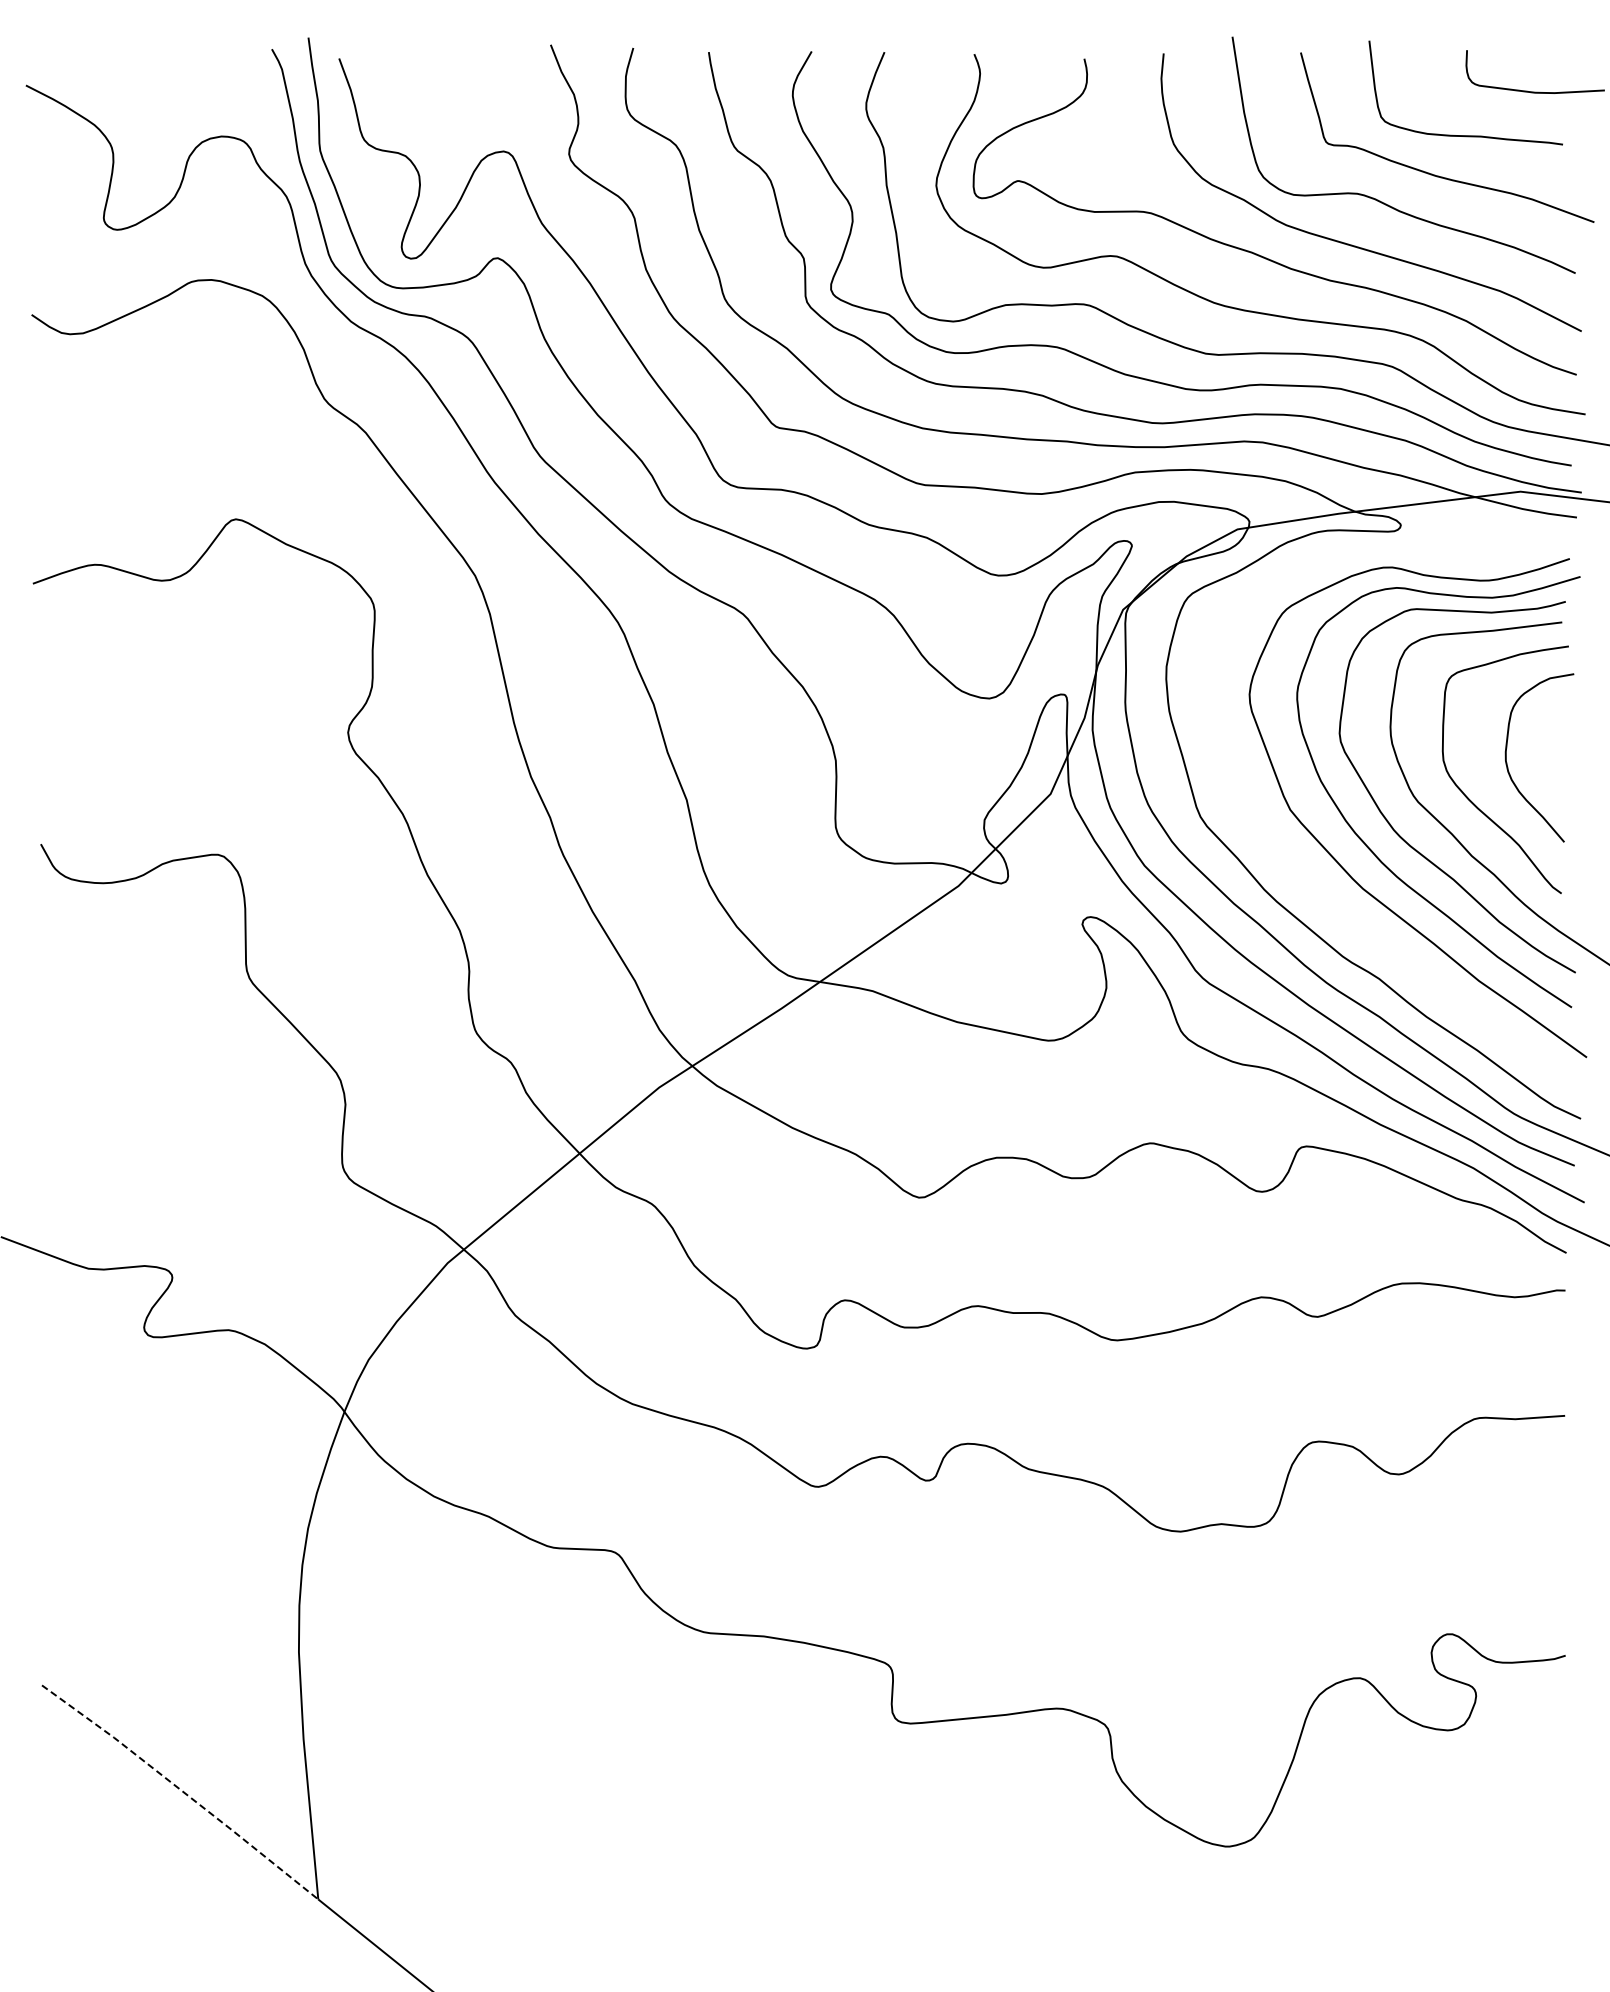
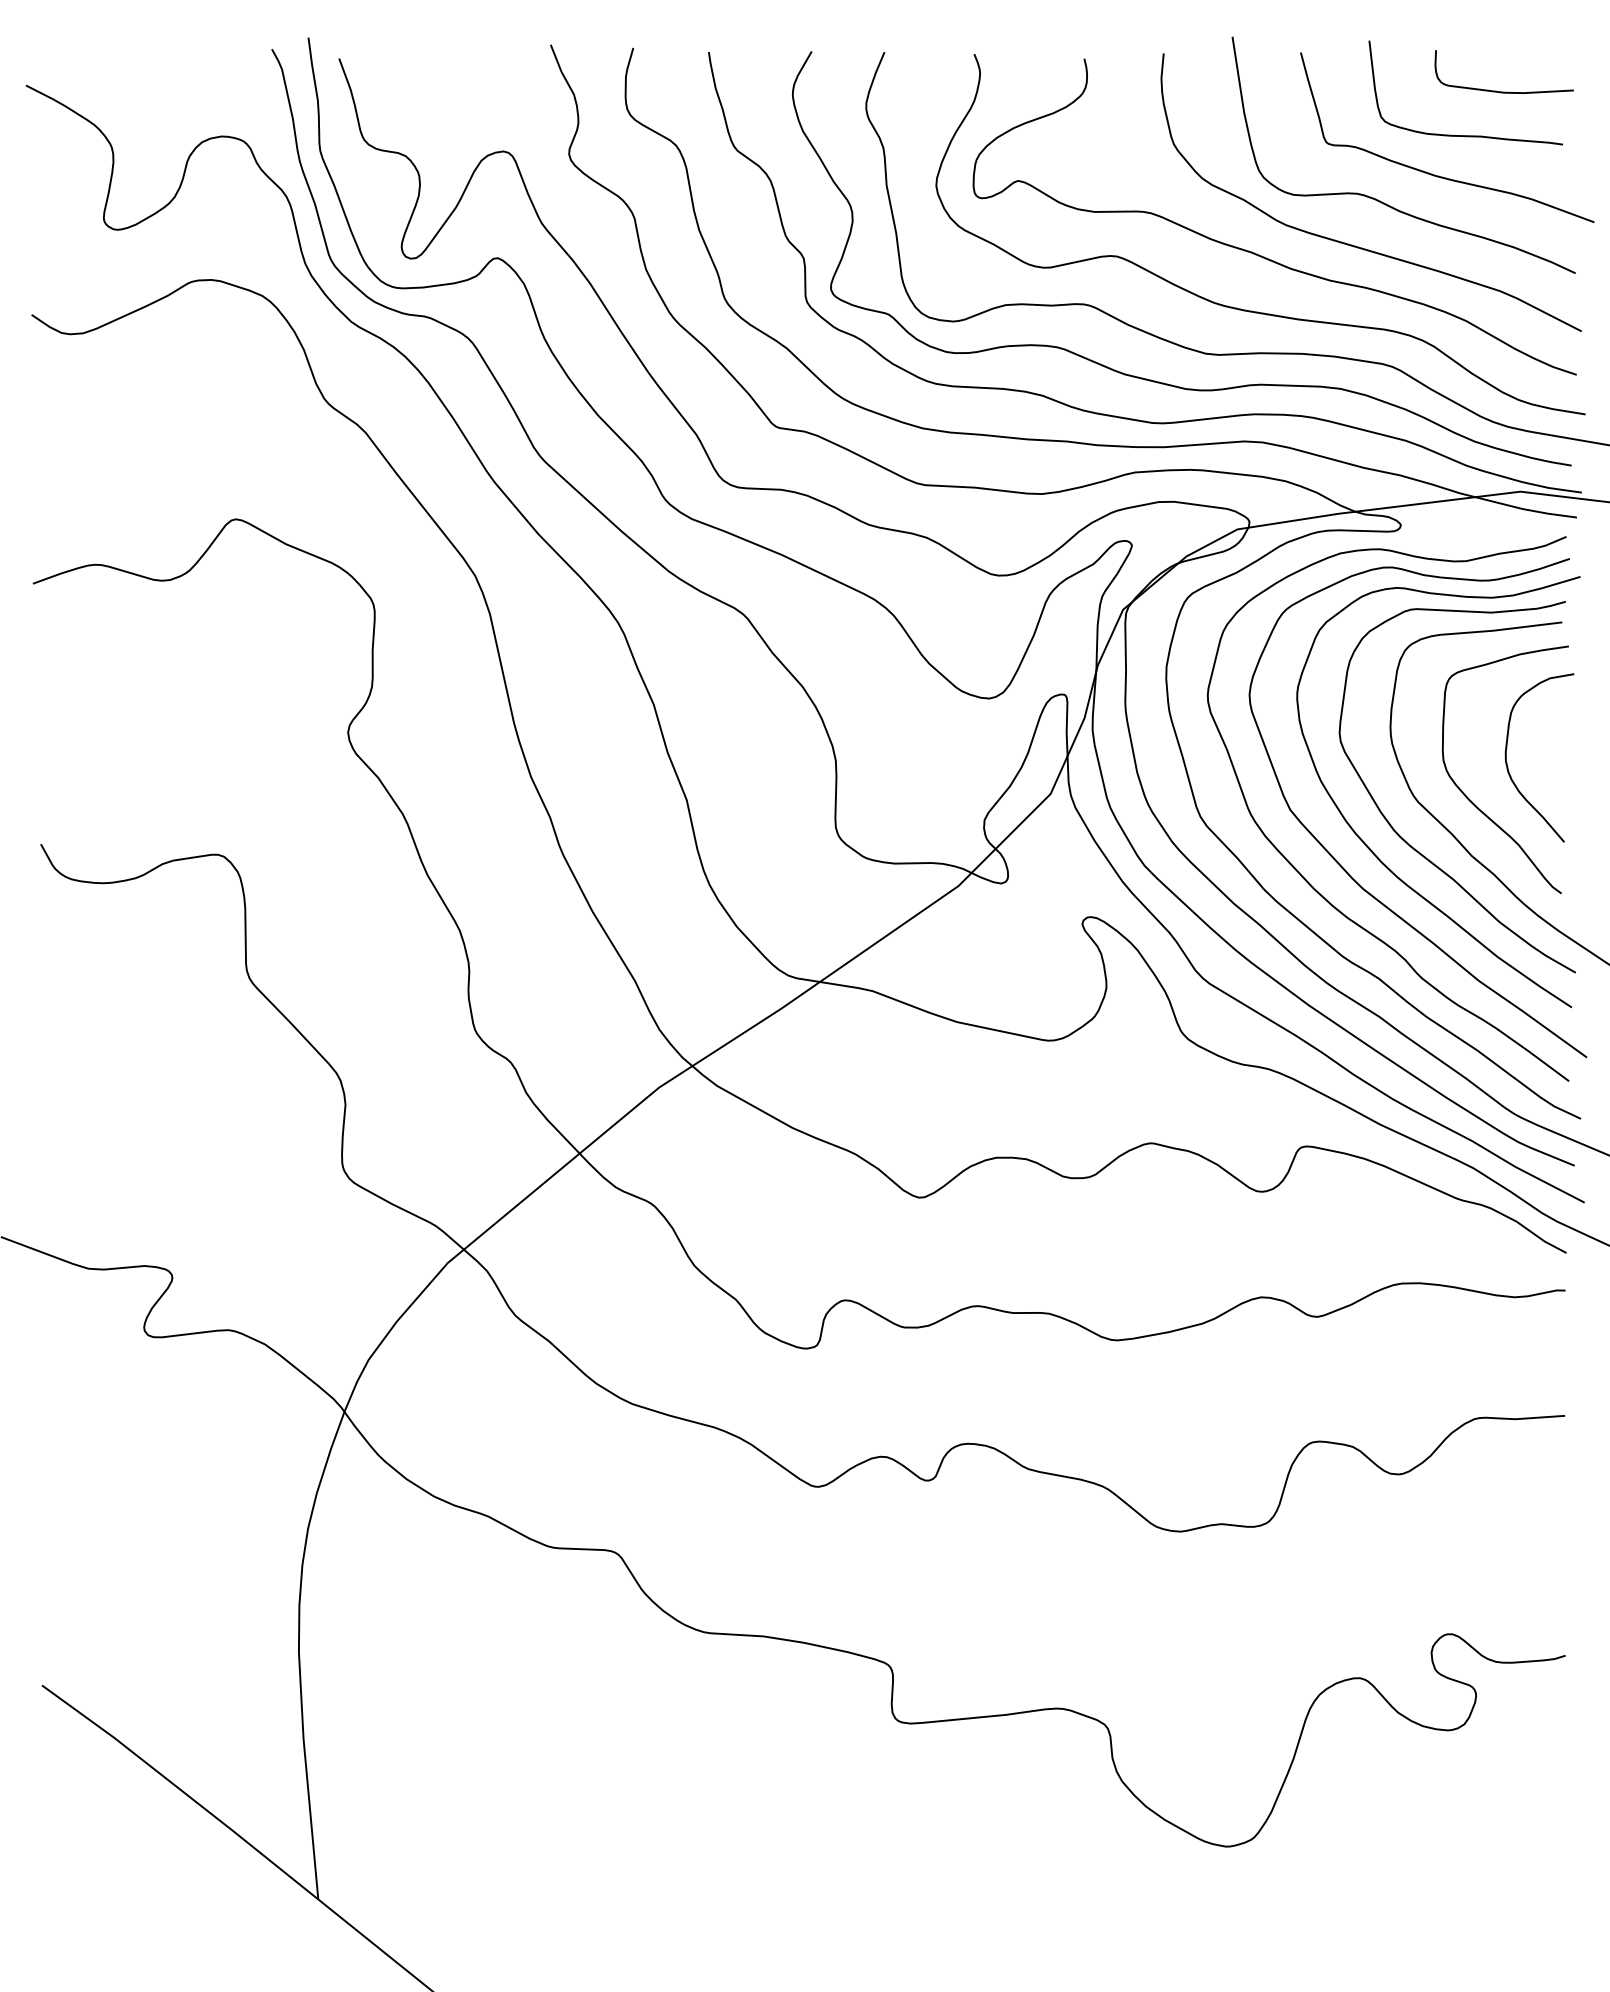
curve position: (1534, 91) -> (1503, 91) (1503, 91)
curve: none -> present (1311, 884)
line: dashed -> solid (182, 1791)
